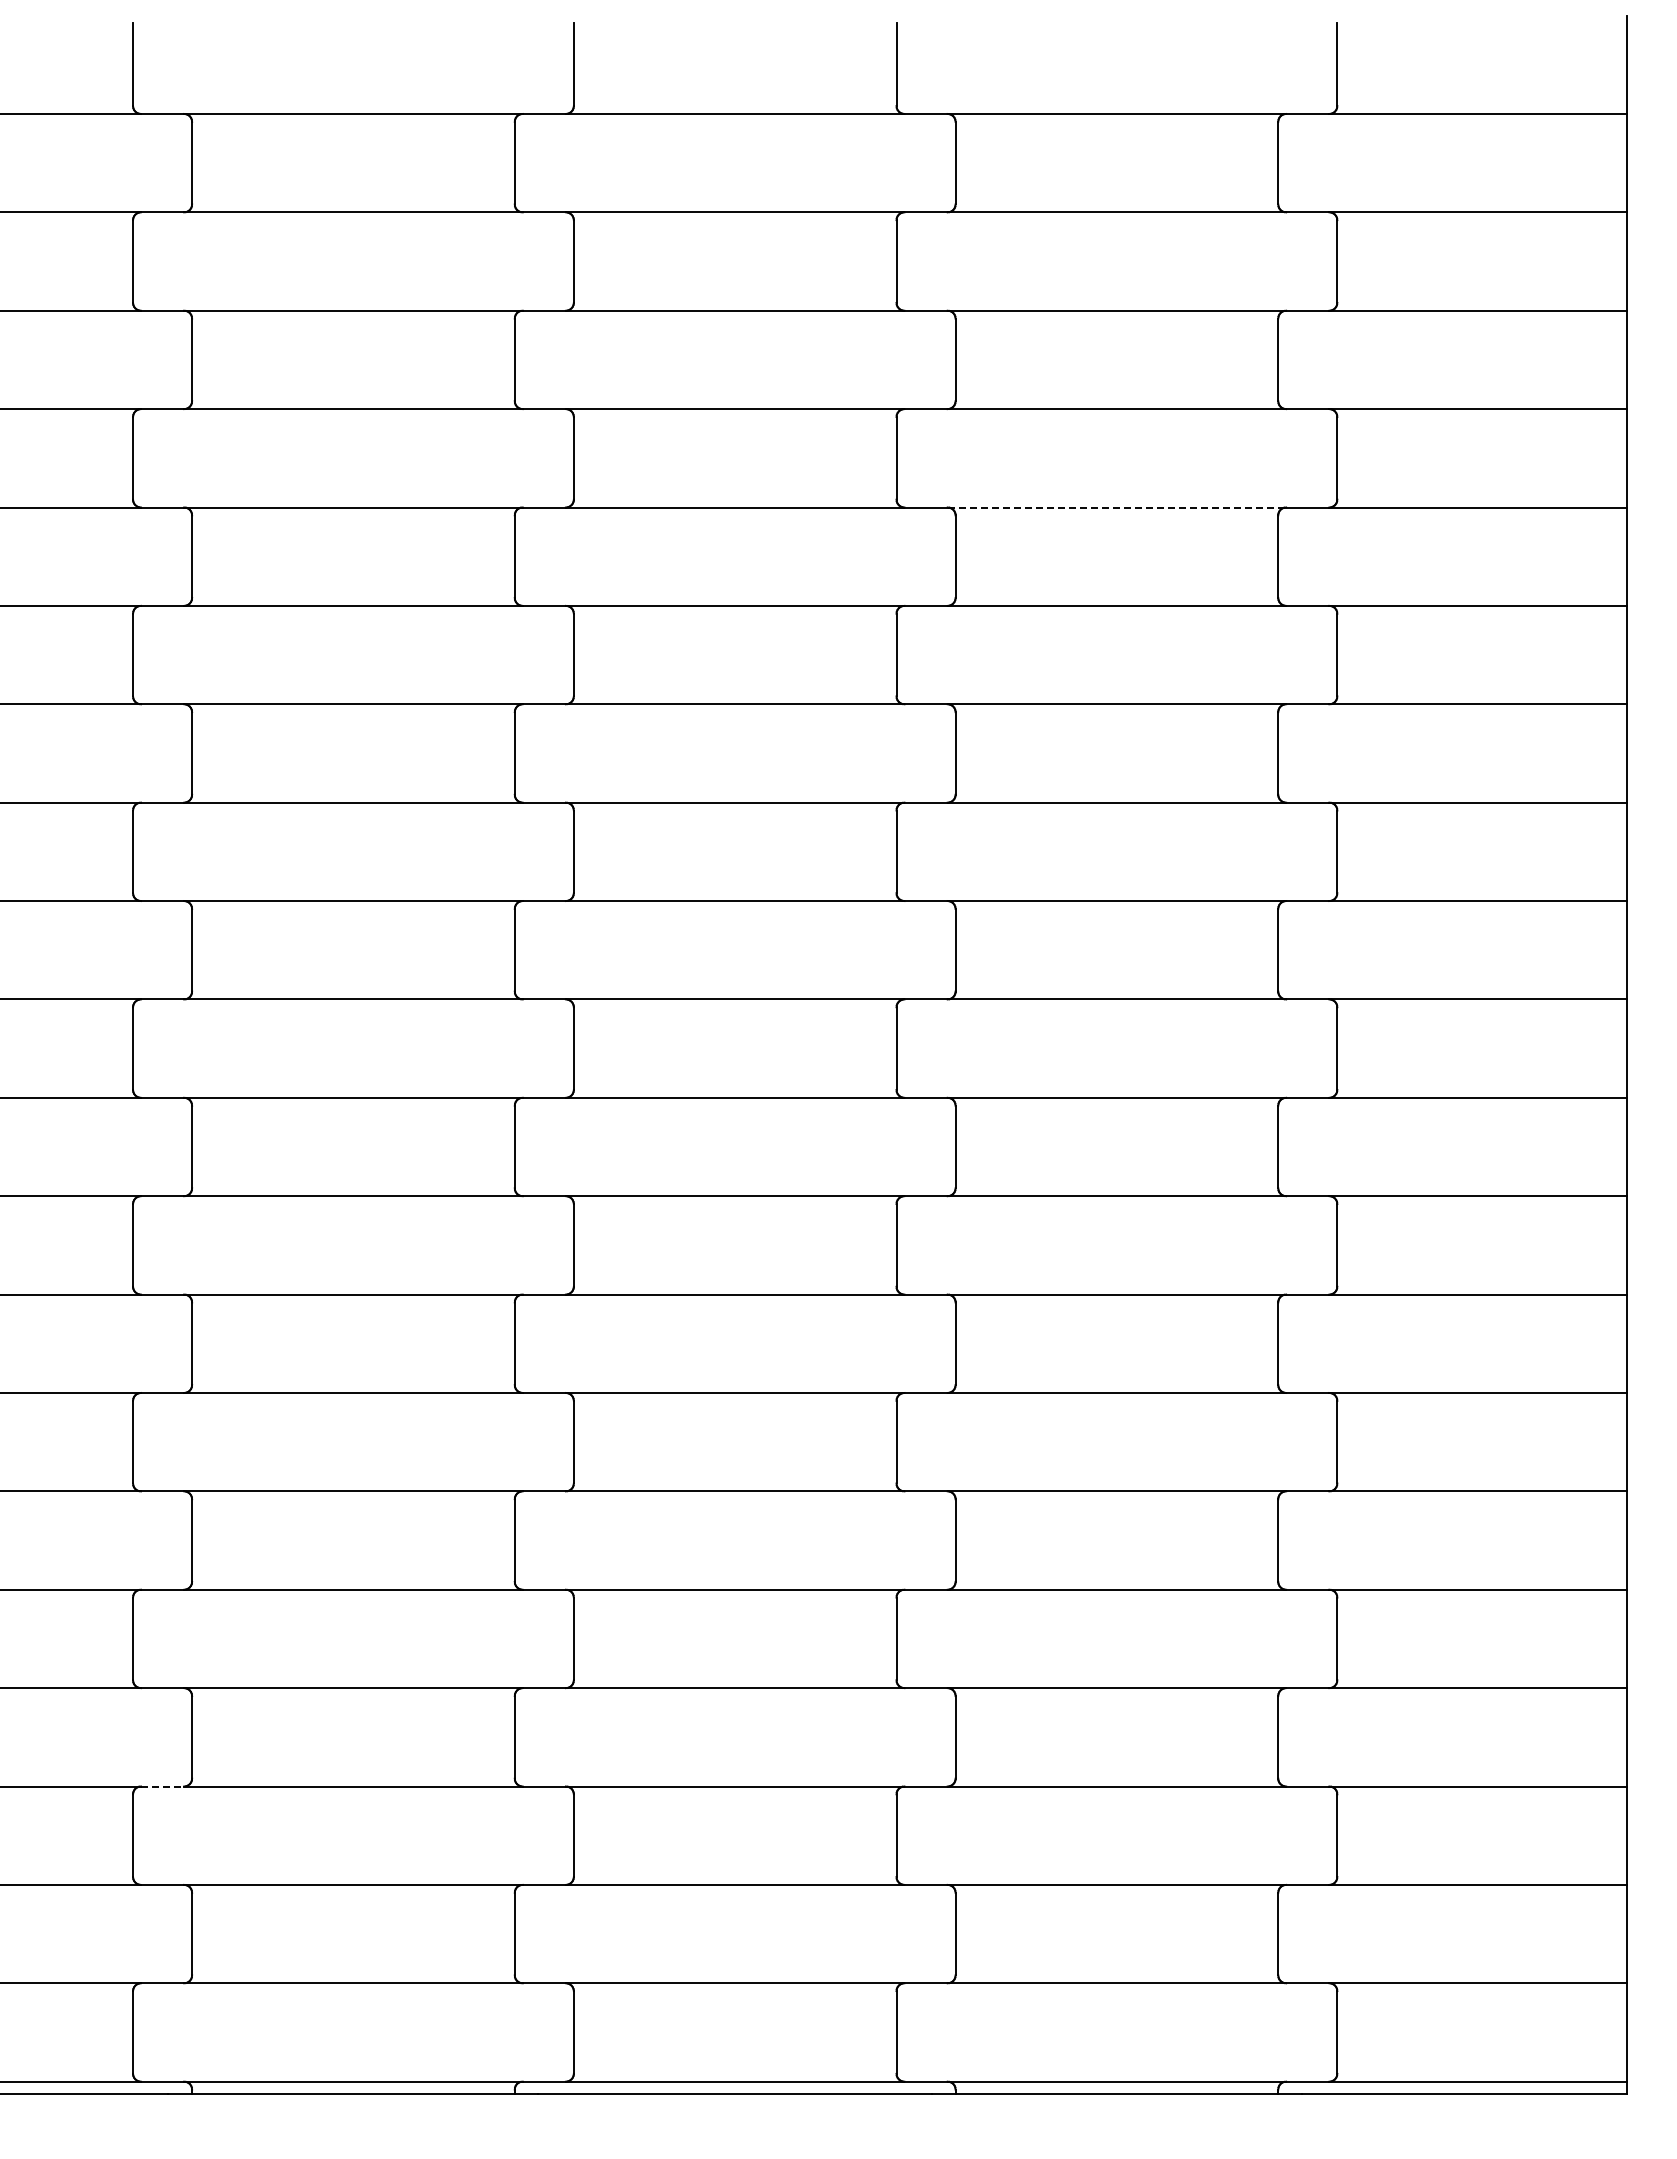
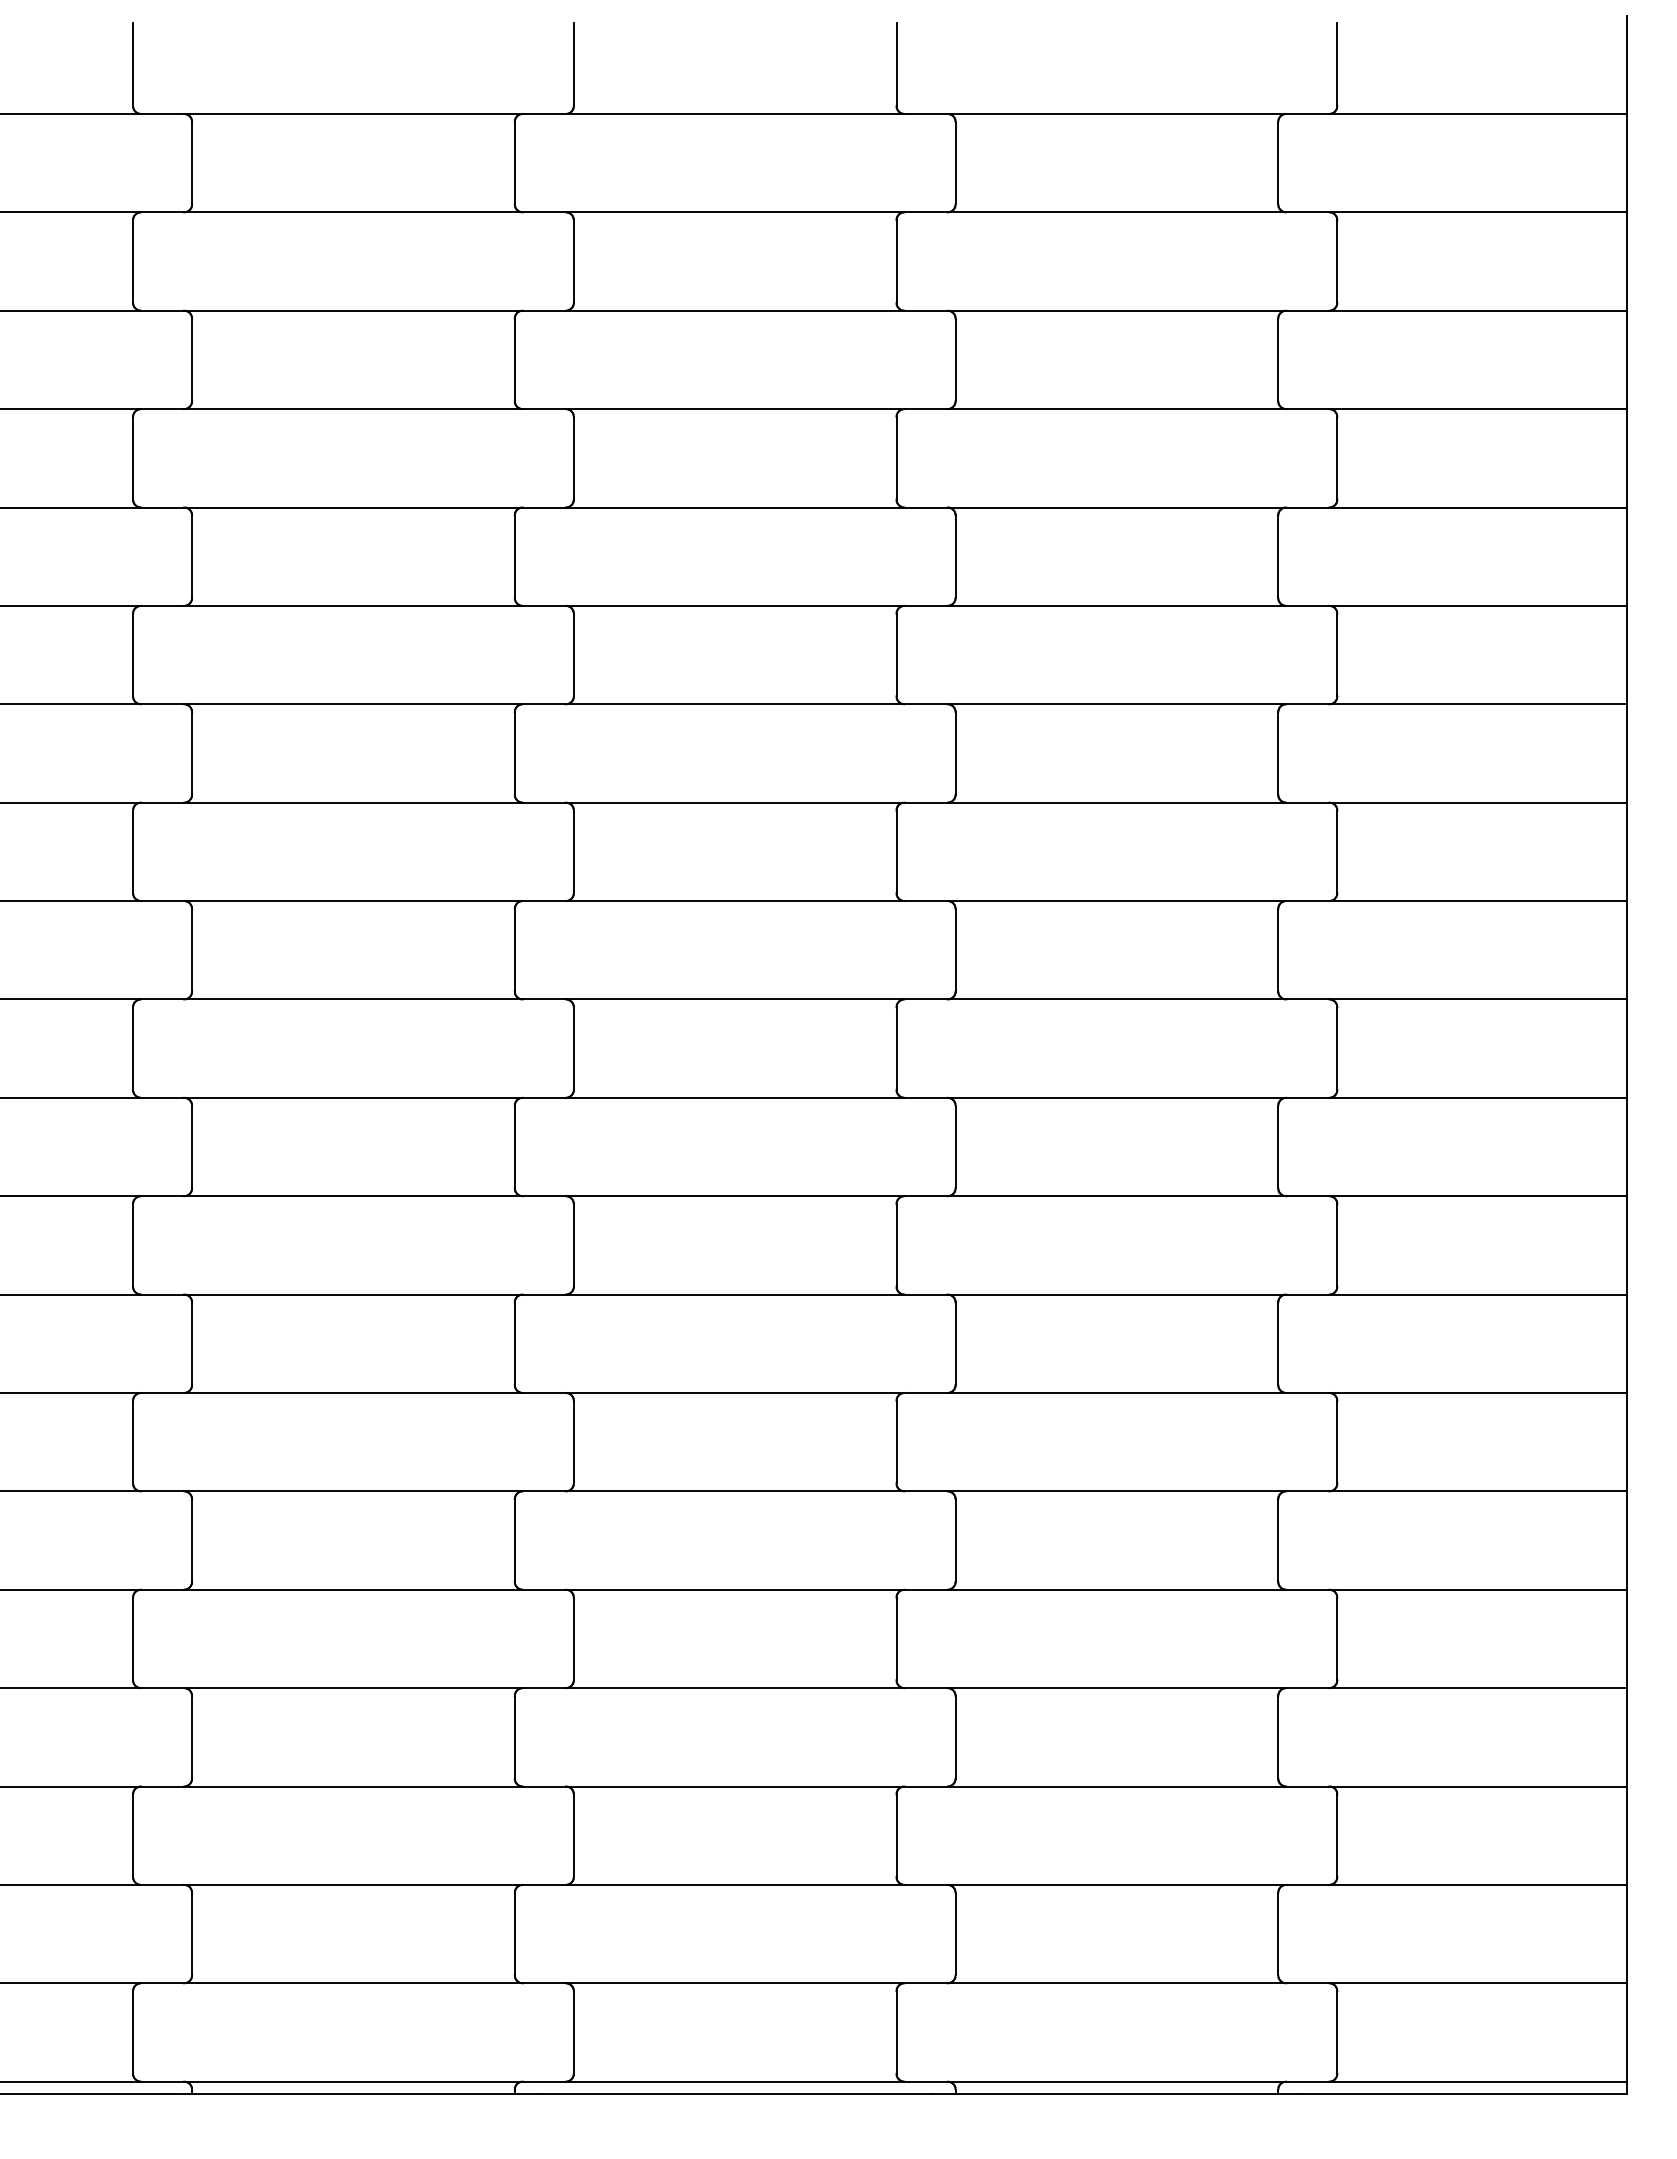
line: dashed -> solid (1117, 507)
line: dashed -> solid (162, 1786)
